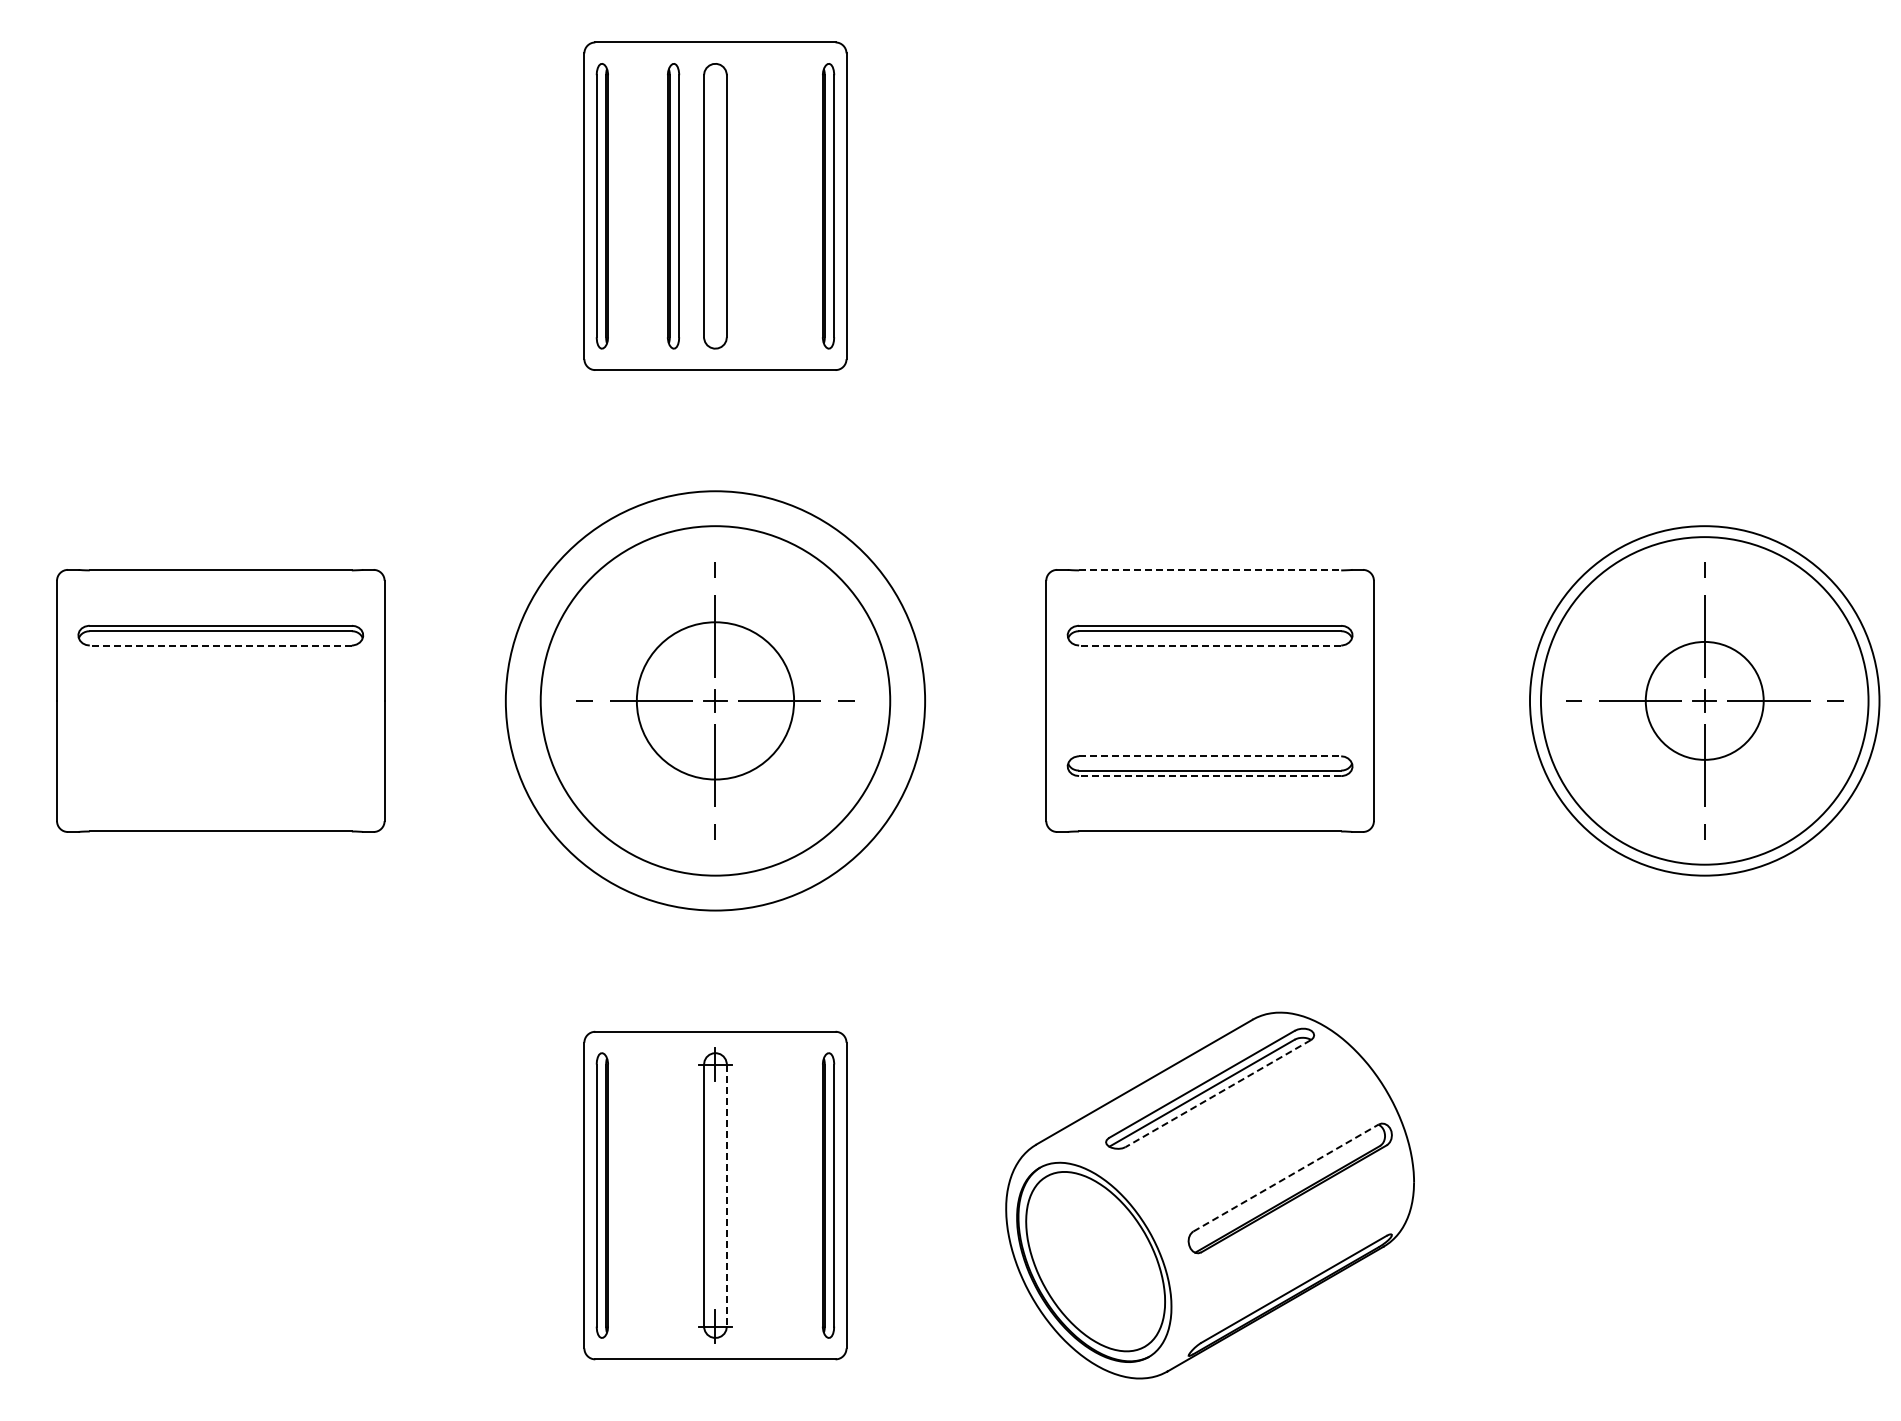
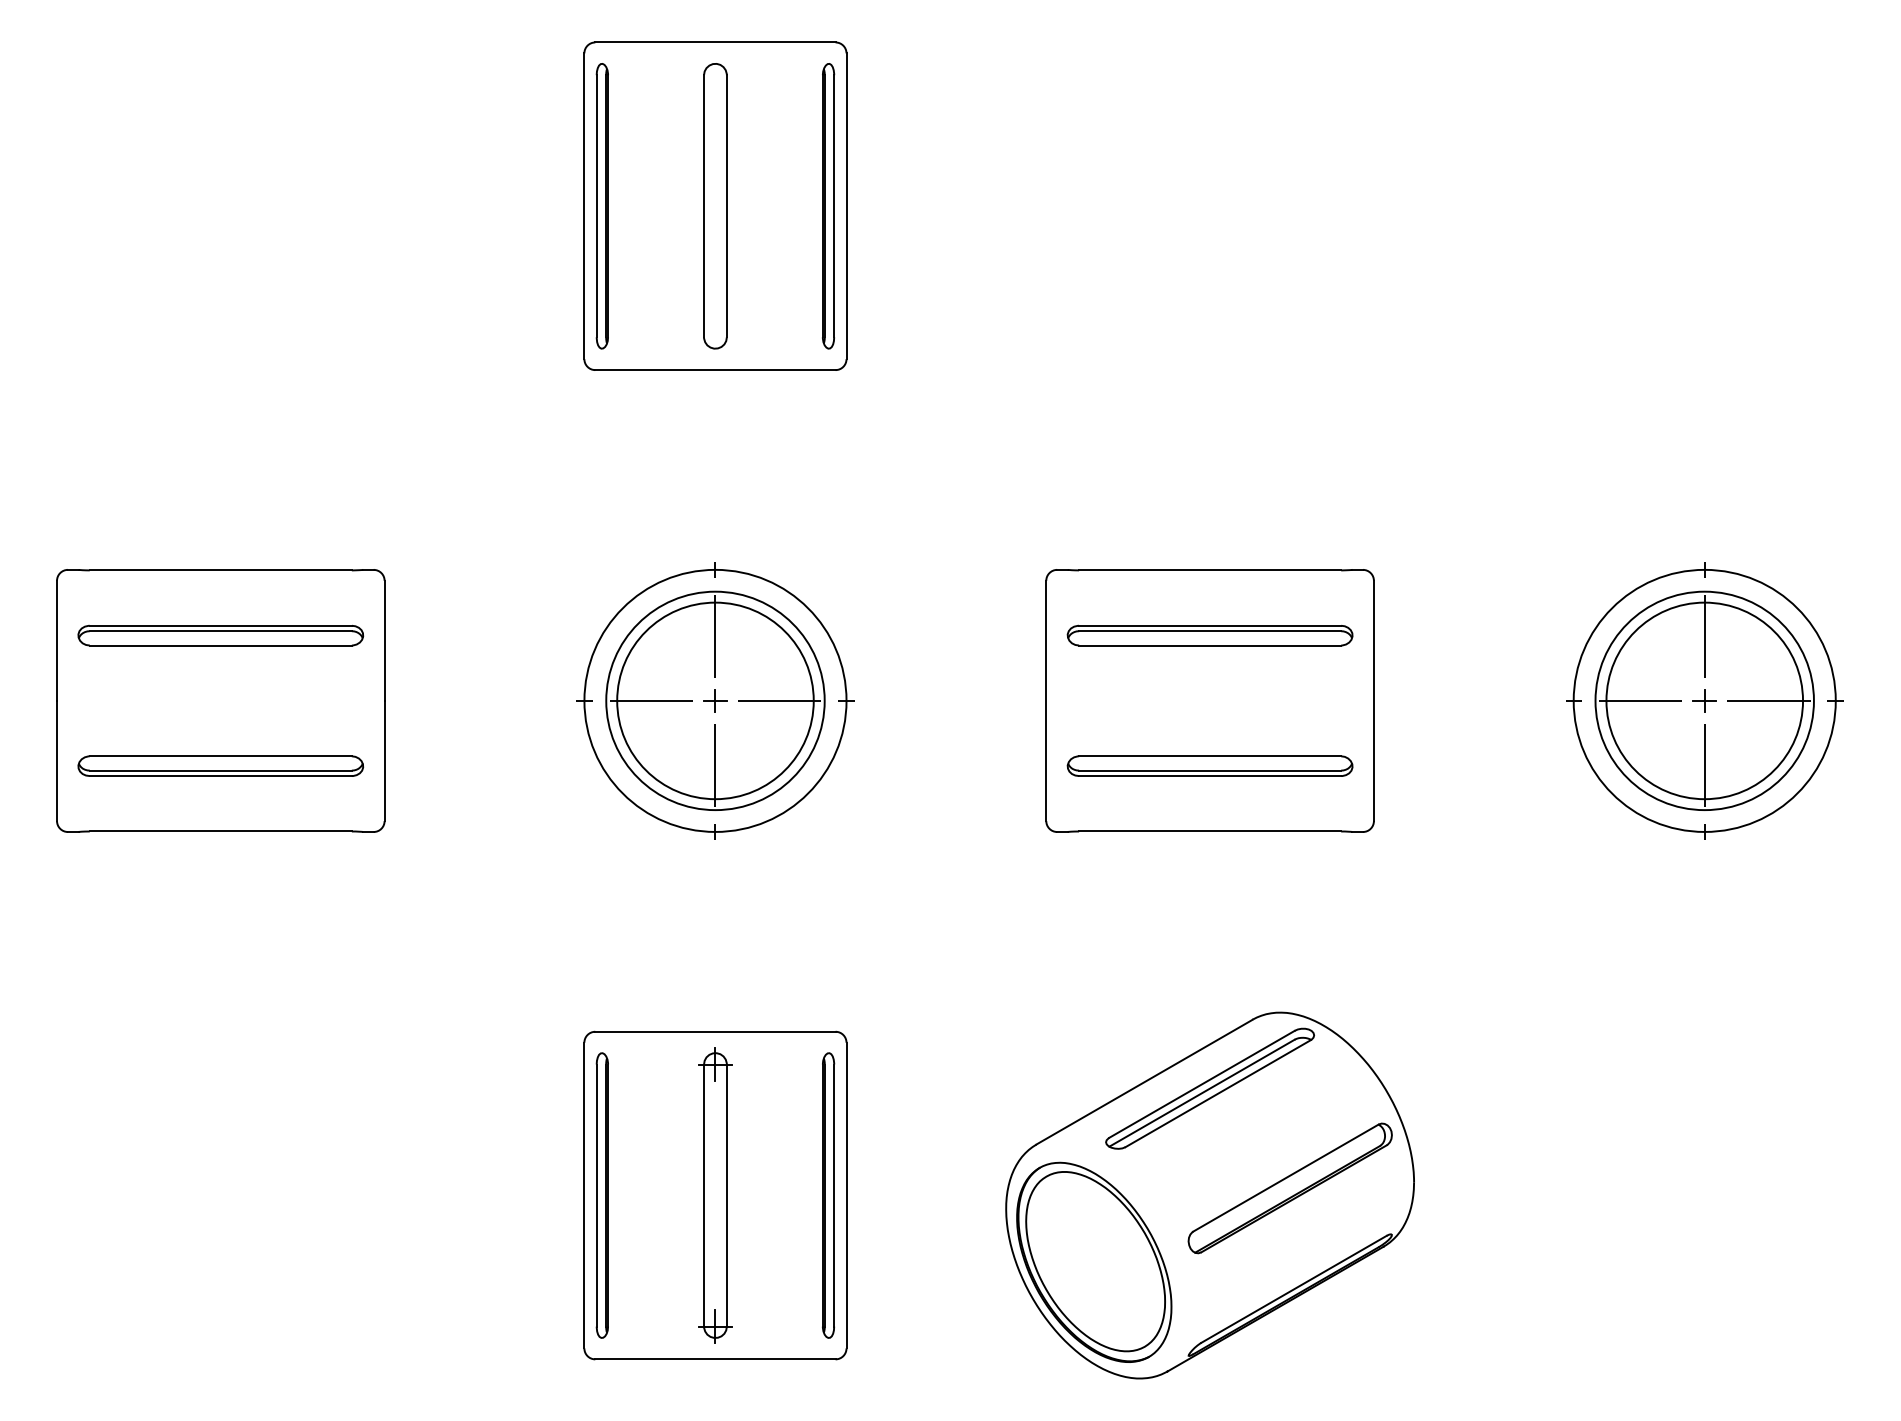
part: present -> none (673, 206)
line: dashed -> solid (1210, 570)
line: dashed -> solid (220, 645)
line: dashed -> solid (1209, 645)
circle diameter: 157 px -> 197 px (715, 700)
circle diameter: 349 px -> 218 px (715, 700)
circle diameter: 419 px -> 262 px (715, 700)
circle diameter: 118 px -> 197 px (1704, 700)
circle diameter: 328 px -> 262 px (1704, 700)
circle diameter: 349 px -> 218 px (1704, 700)
line: dashed -> solid (1210, 756)
part: none -> present (220, 765)
line: dashed -> solid (1209, 776)
line: dashed -> solid (1218, 1093)
line: dashed -> solid (1286, 1178)
line: dashed -> solid (726, 1196)
